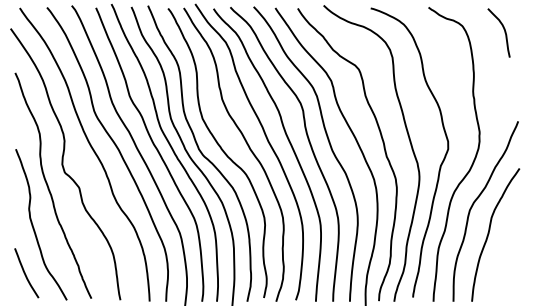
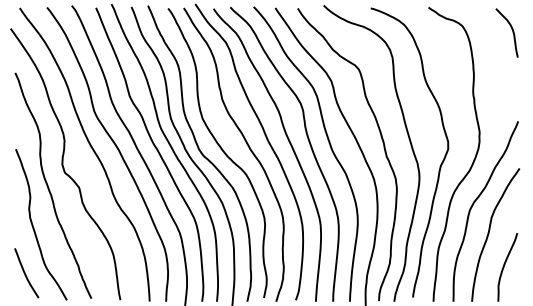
curve position: (503, 29) -> (511, 29) (511, 29)
curve: none -> present (505, 265)
